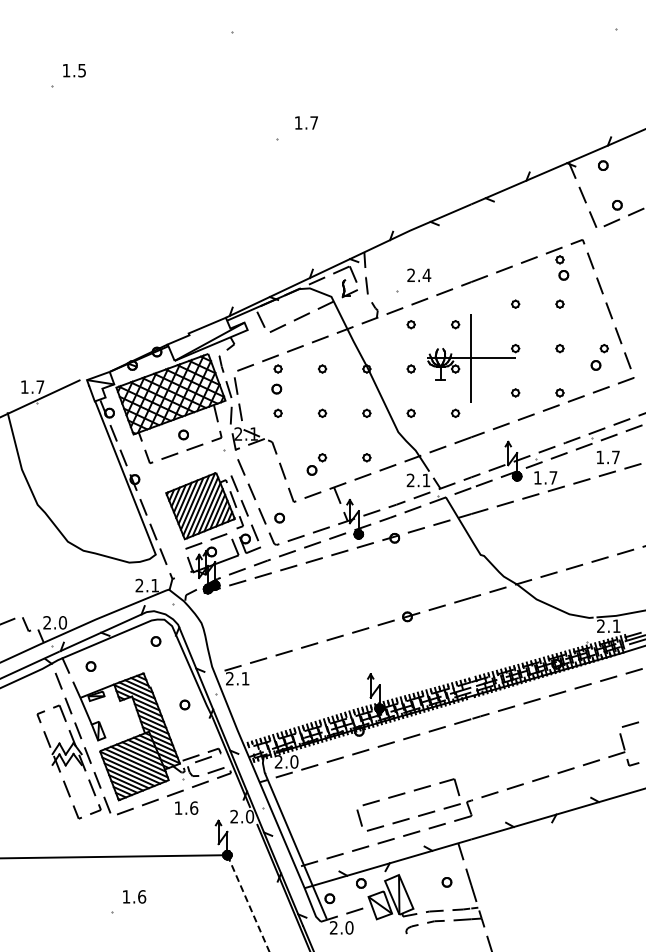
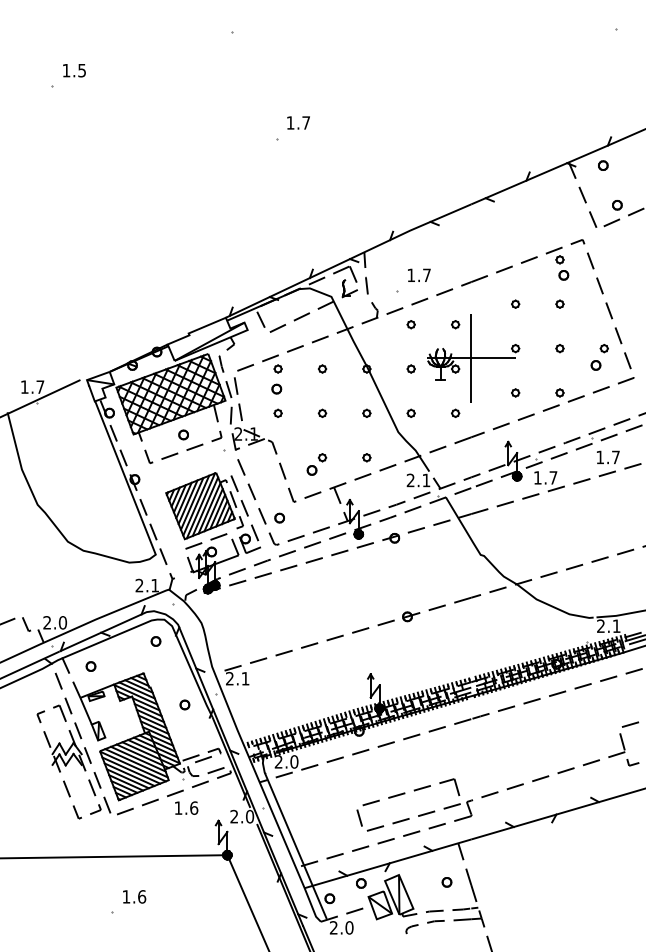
text position: (306, 122) -> (298, 122) (298, 122)
text: 2.4 -> 1.7 (419, 274)
line: dashed -> solid (248, 903)
